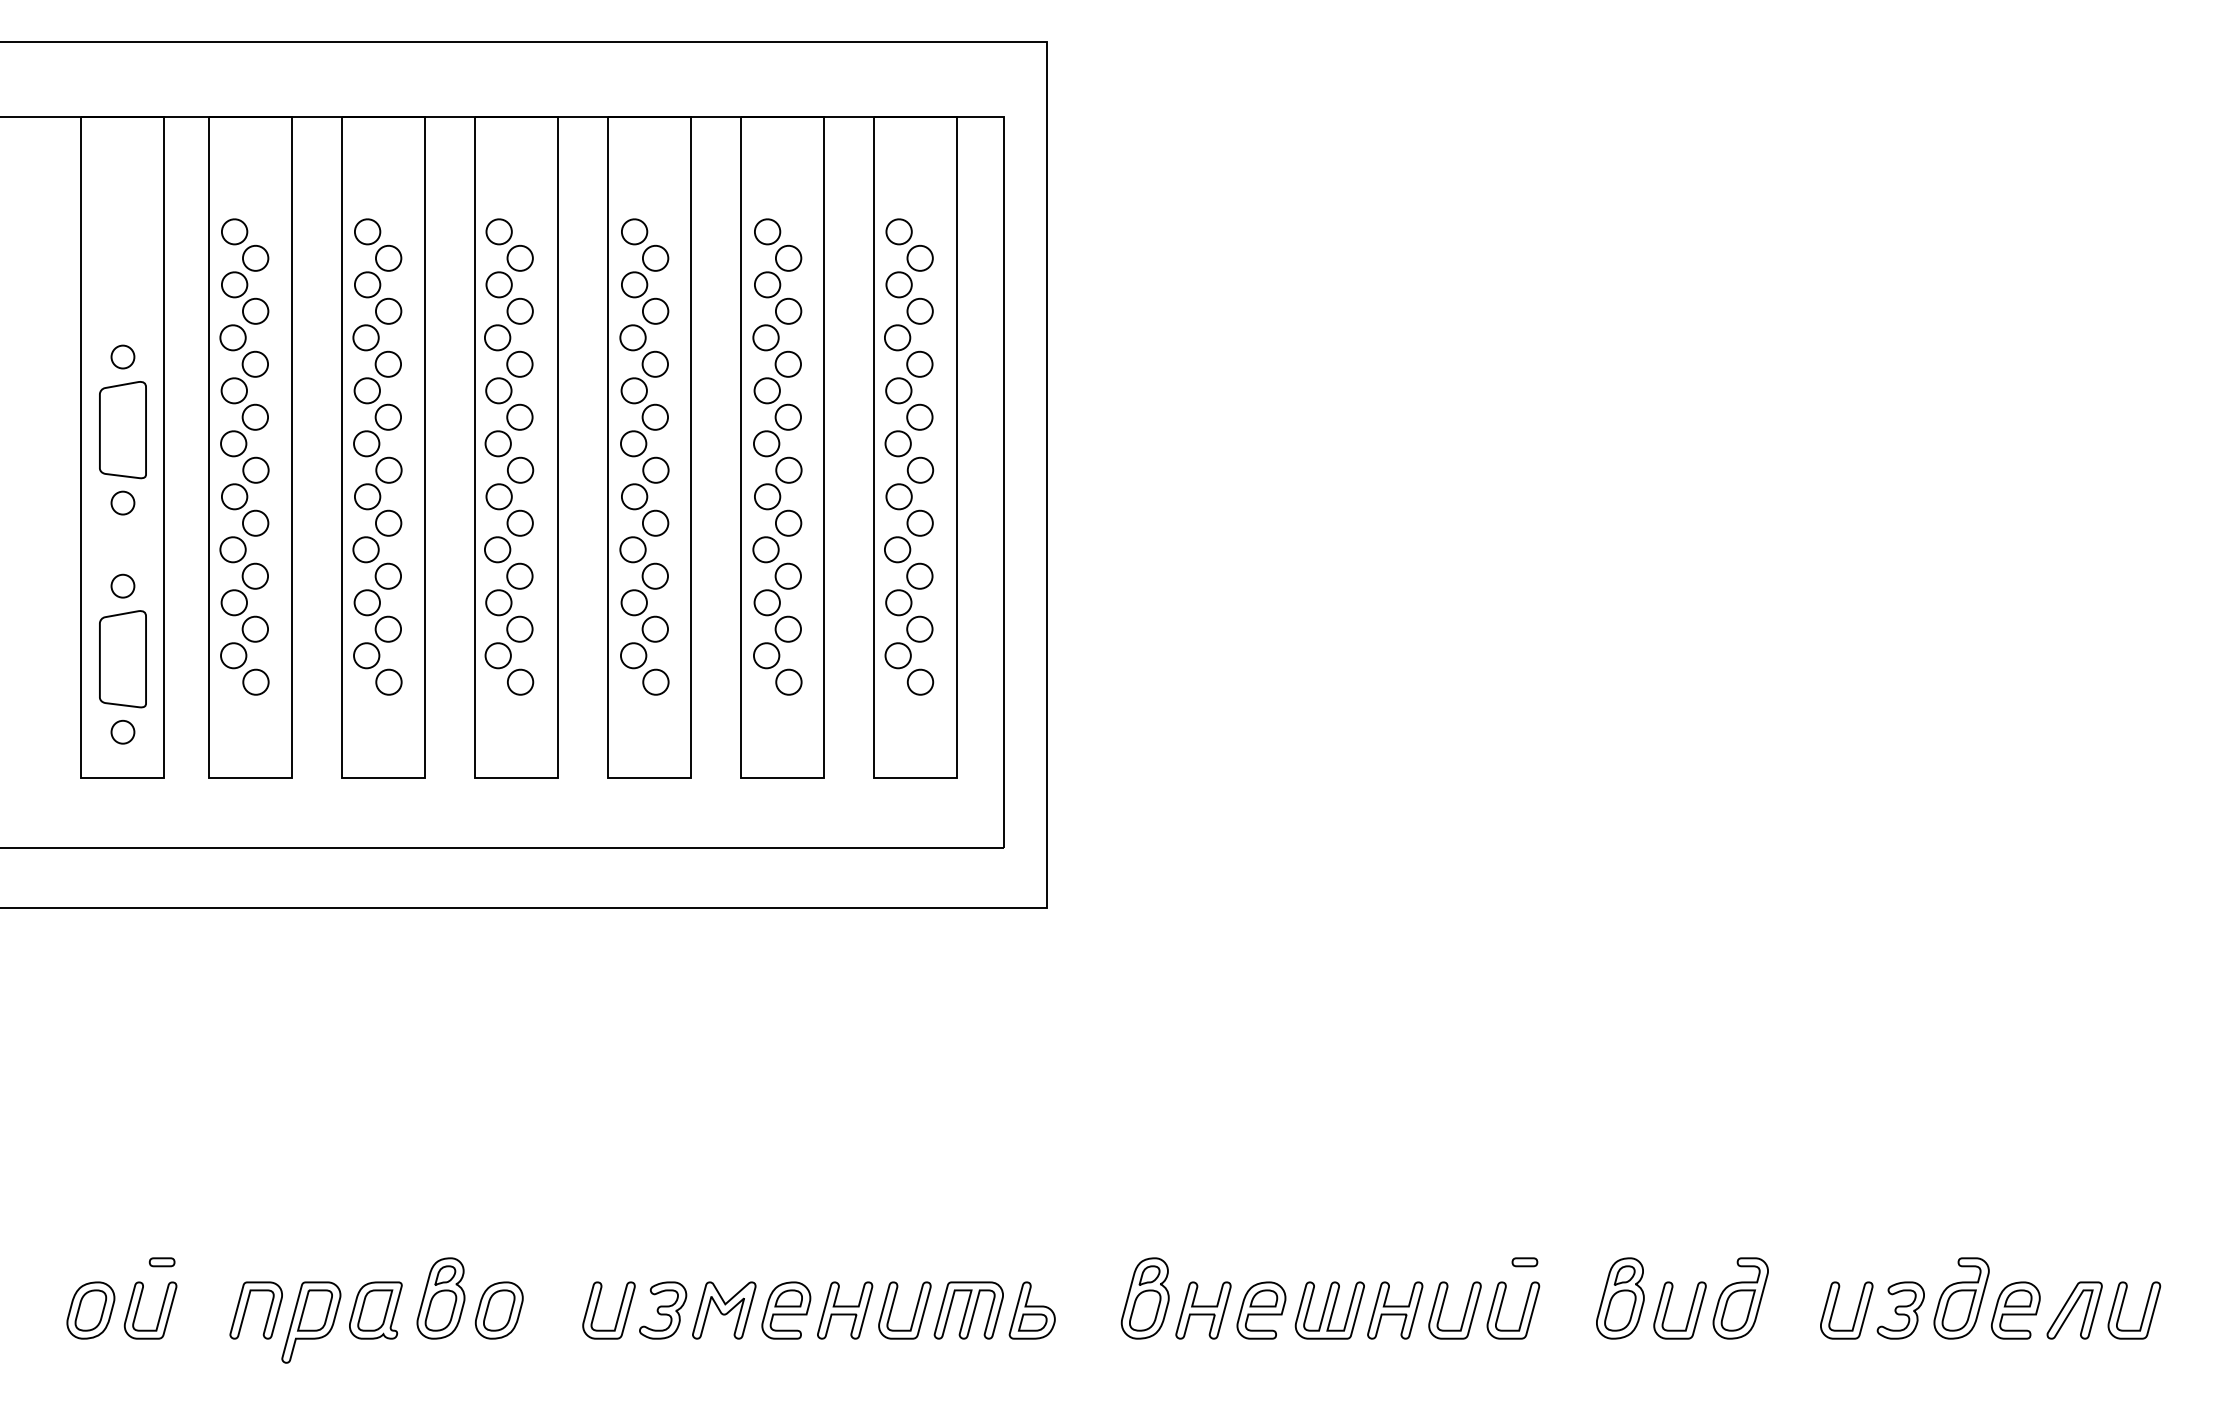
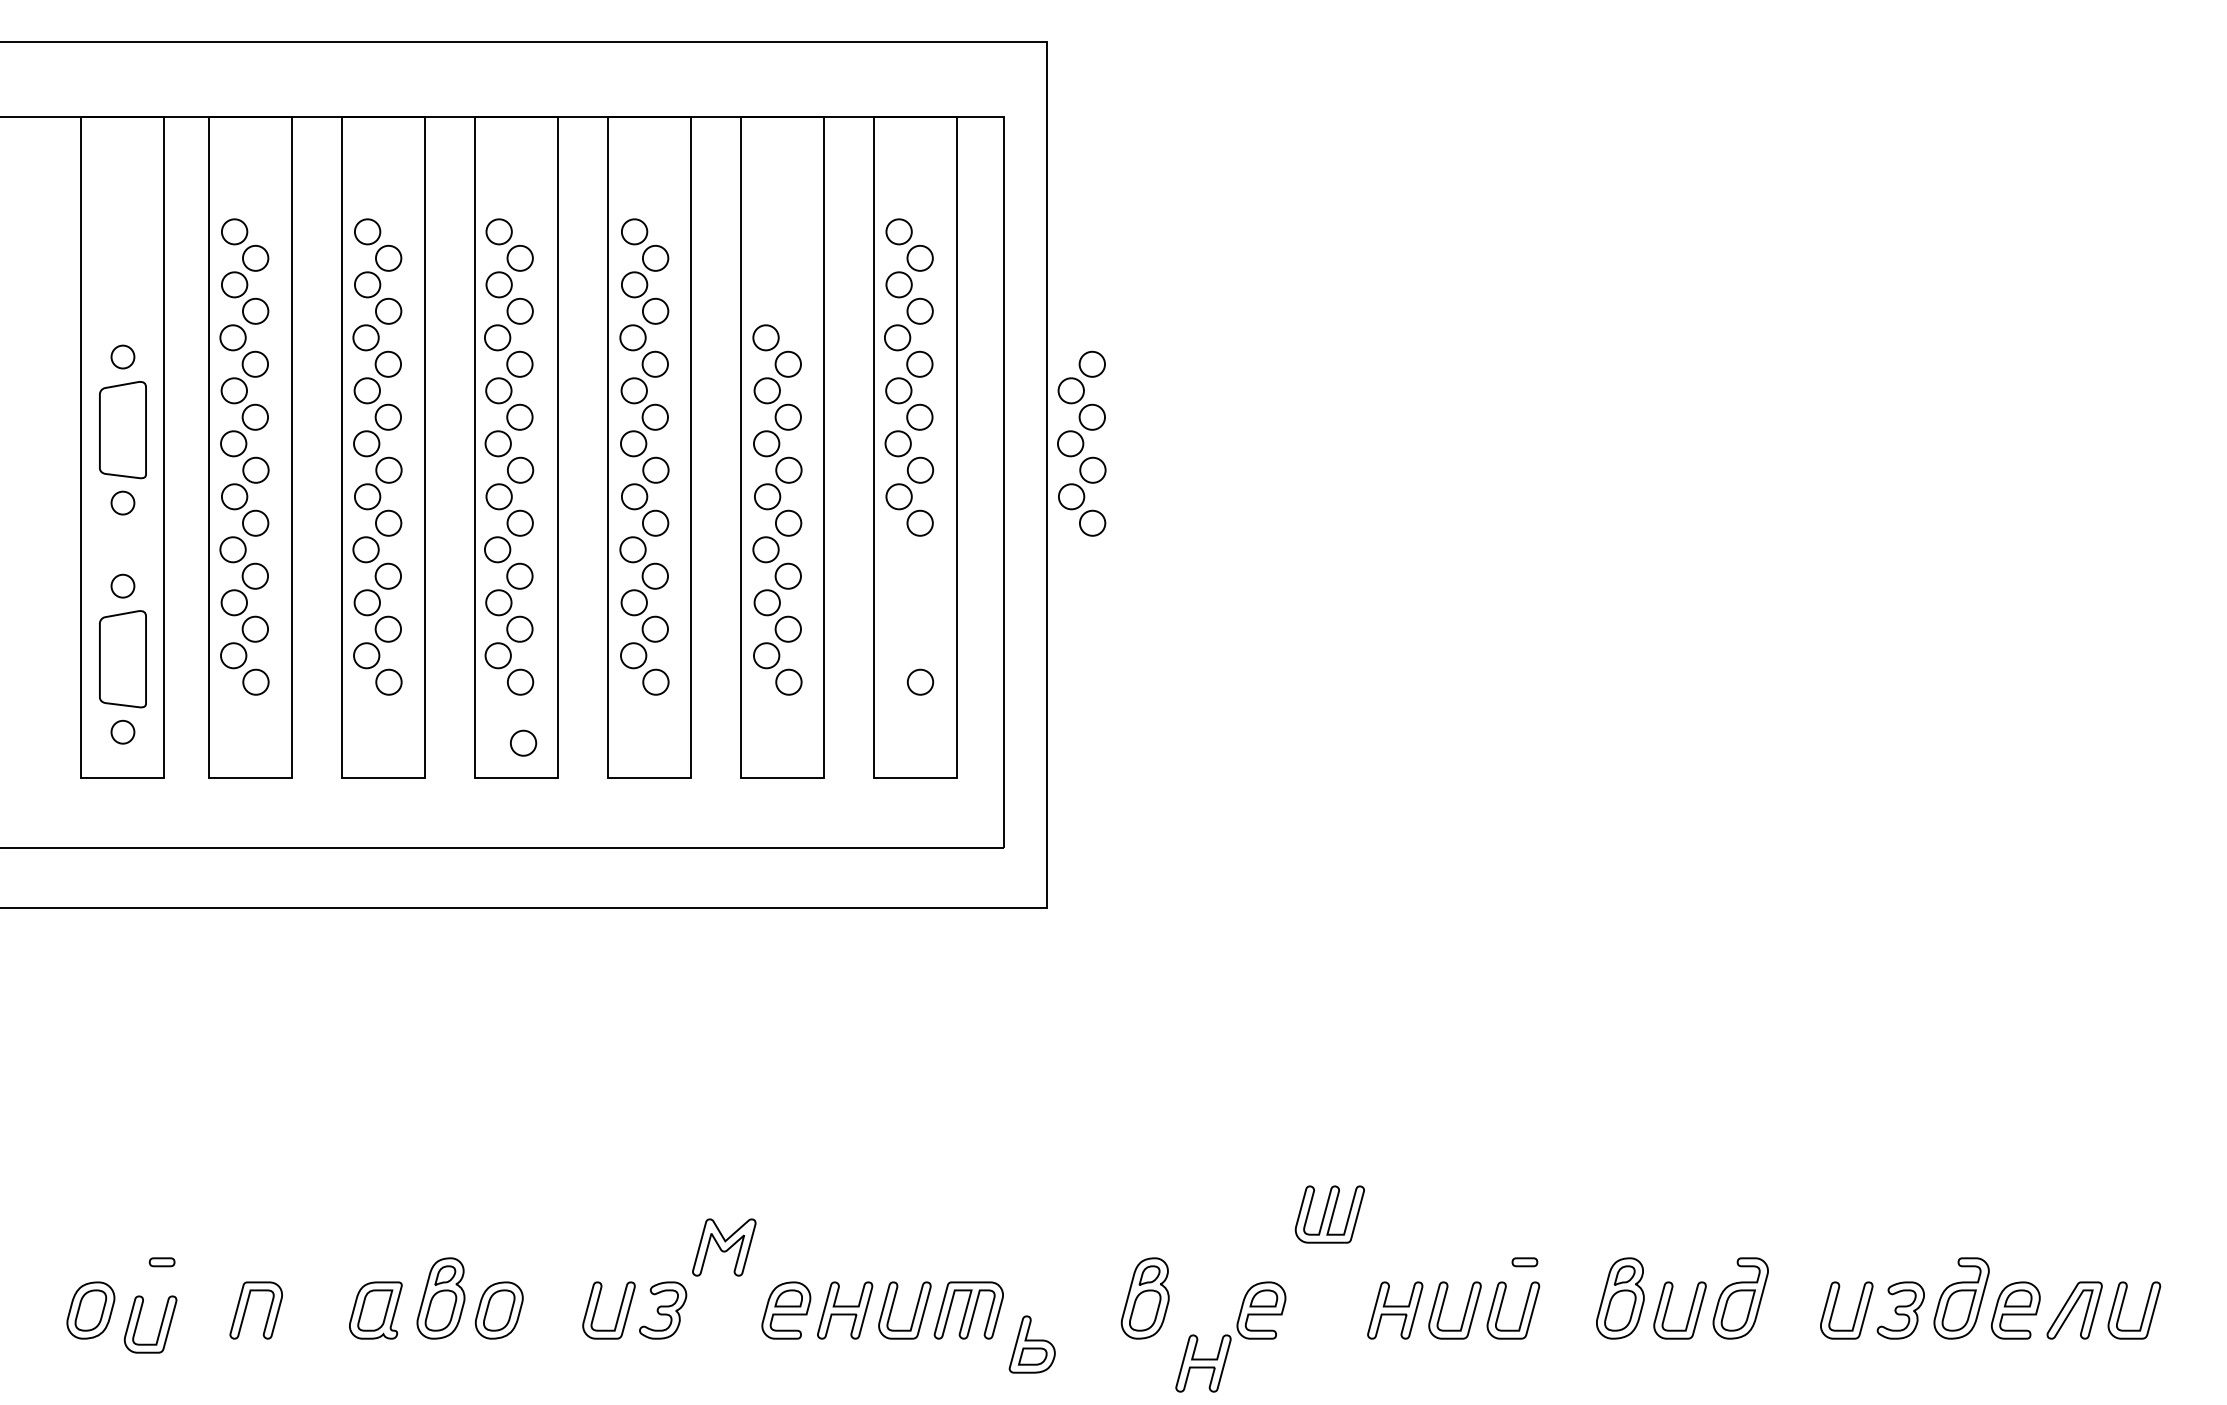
part: present -> none (778, 271)
part: none -> present (1081, 443)
part: present -> none (908, 602)
part: none -> present (523, 742)
part position: (724, 1310) -> (724, 1247) (724, 1247)
part position: (1031, 1310) -> (1031, 1344) (1031, 1344)
part position: (1203, 1310) -> (1203, 1363) (1203, 1363)
part position: (1329, 1310) -> (1329, 1214) (1329, 1214)
part position: (159, 1314) -> (159, 1328) (159, 1328)
part: present -> none (311, 1322)
